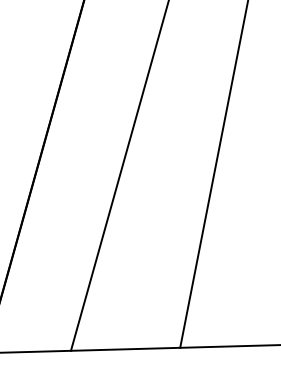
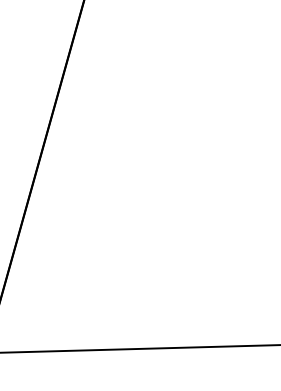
line: present -> none (213, 174)
line: present -> none (119, 176)
